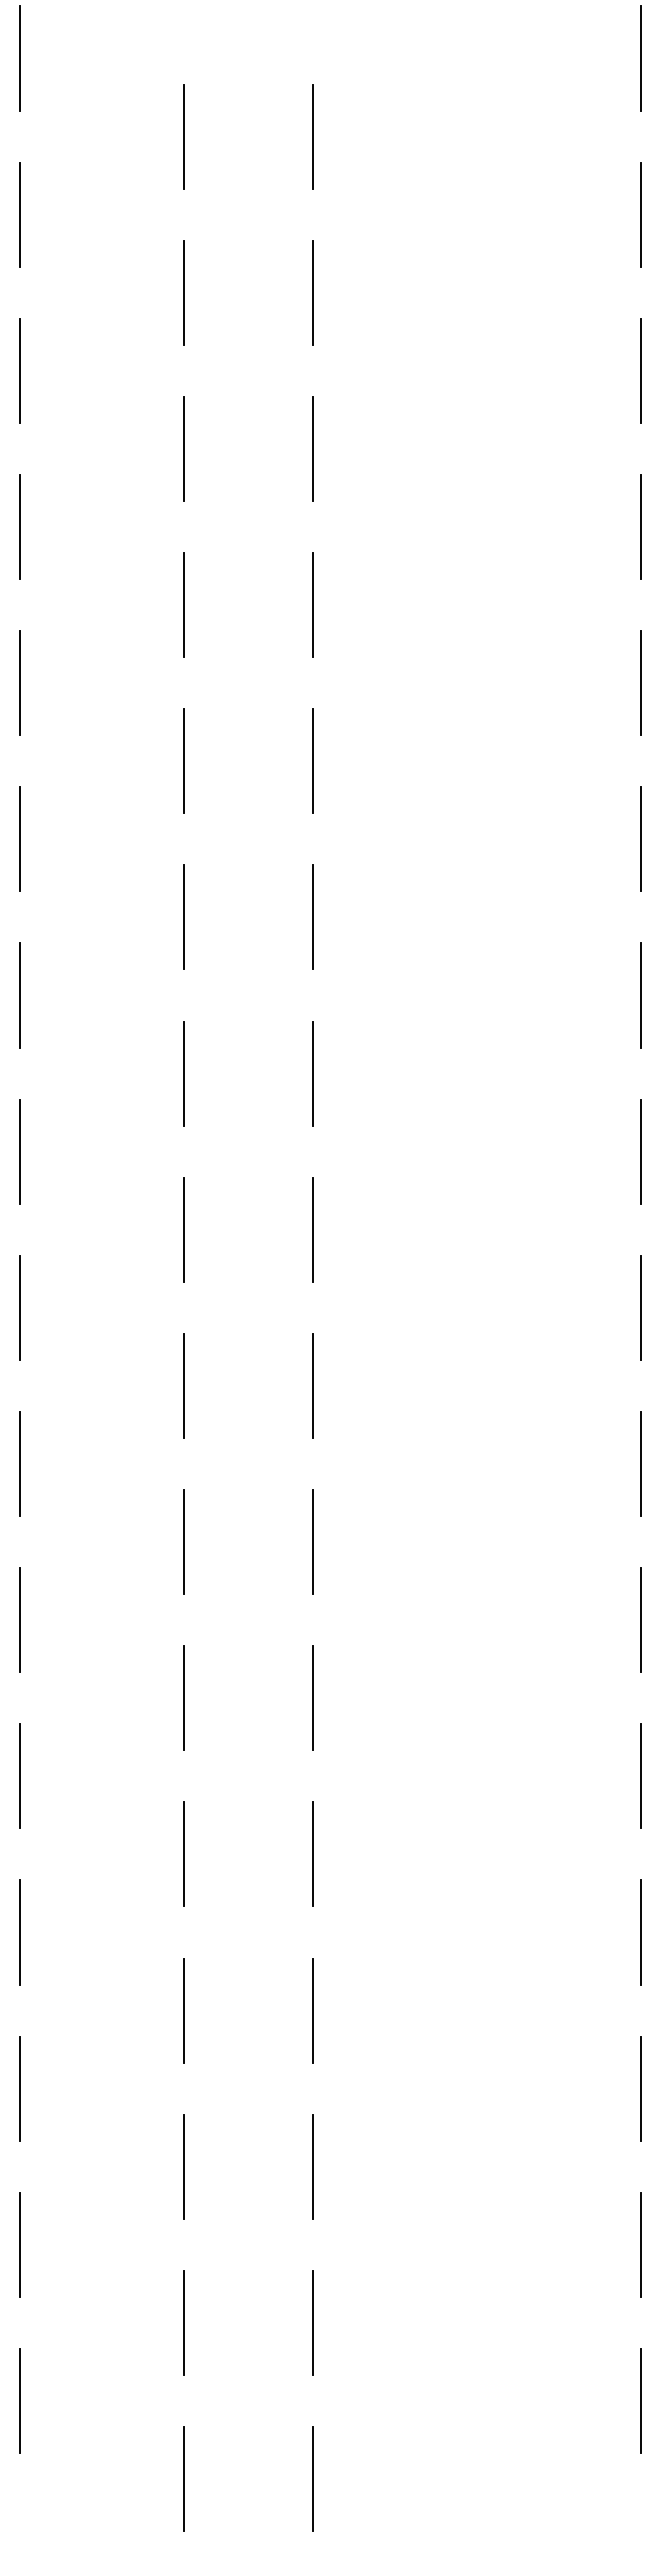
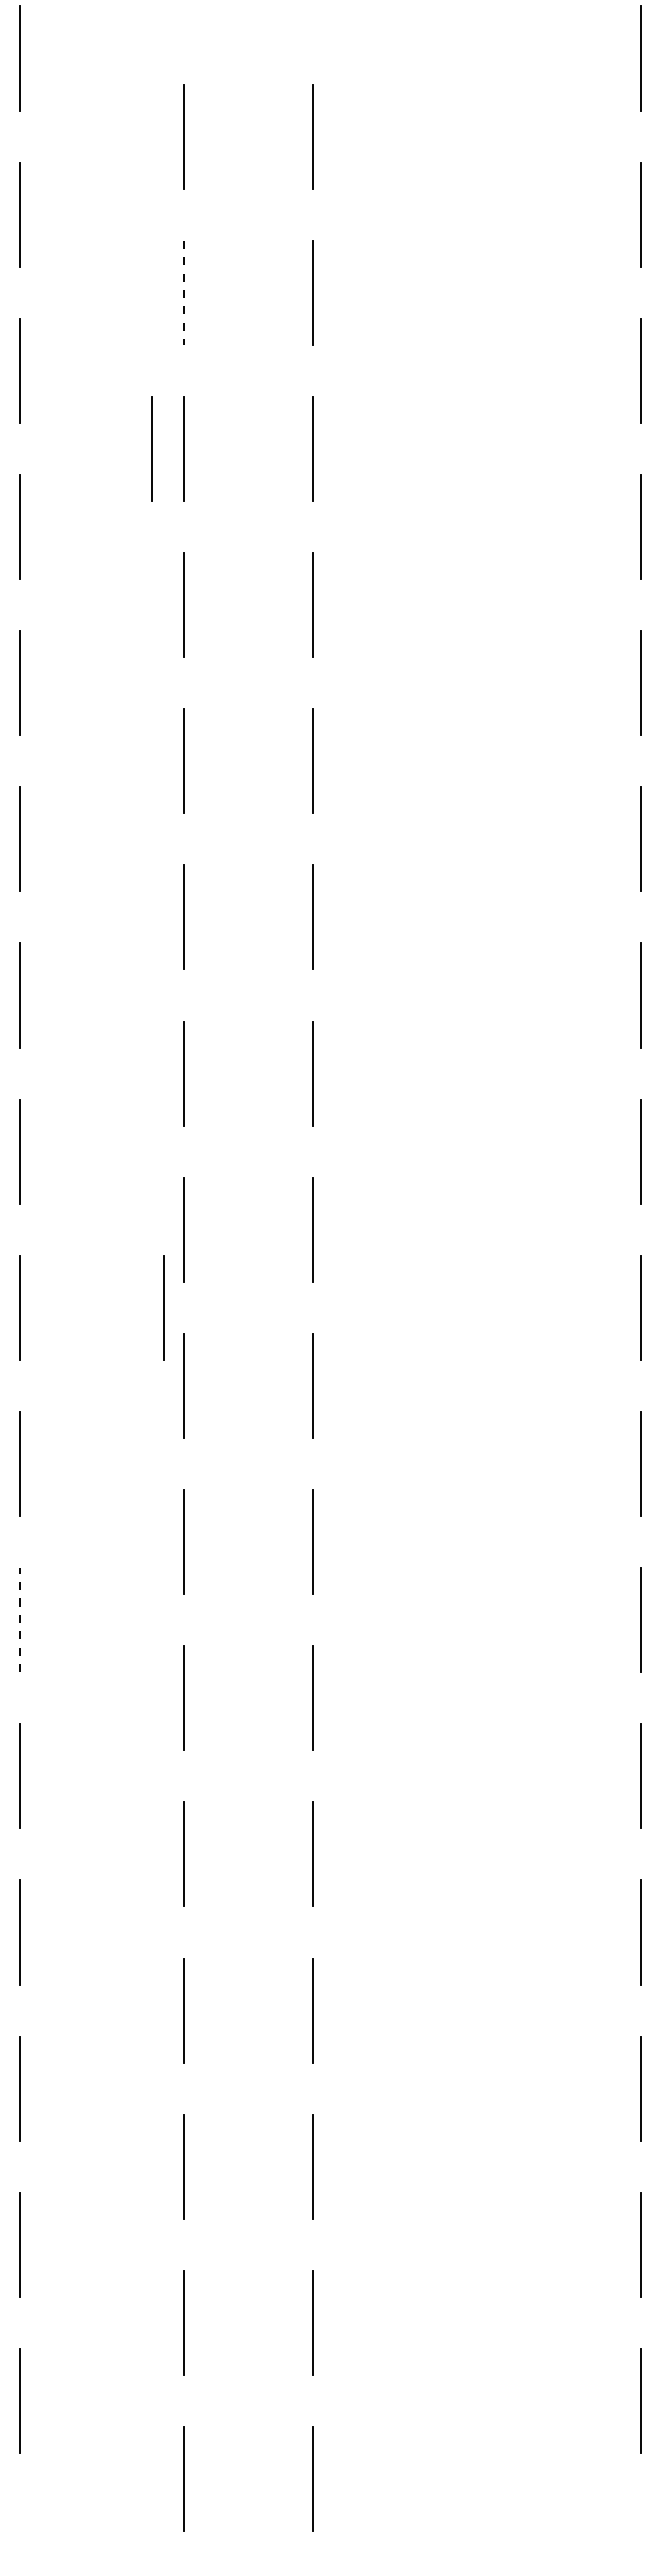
line: solid -> dashed (183, 293)
line: none -> present (151, 448)
line: none -> present (163, 1307)
line: solid -> dashed (20, 1619)
